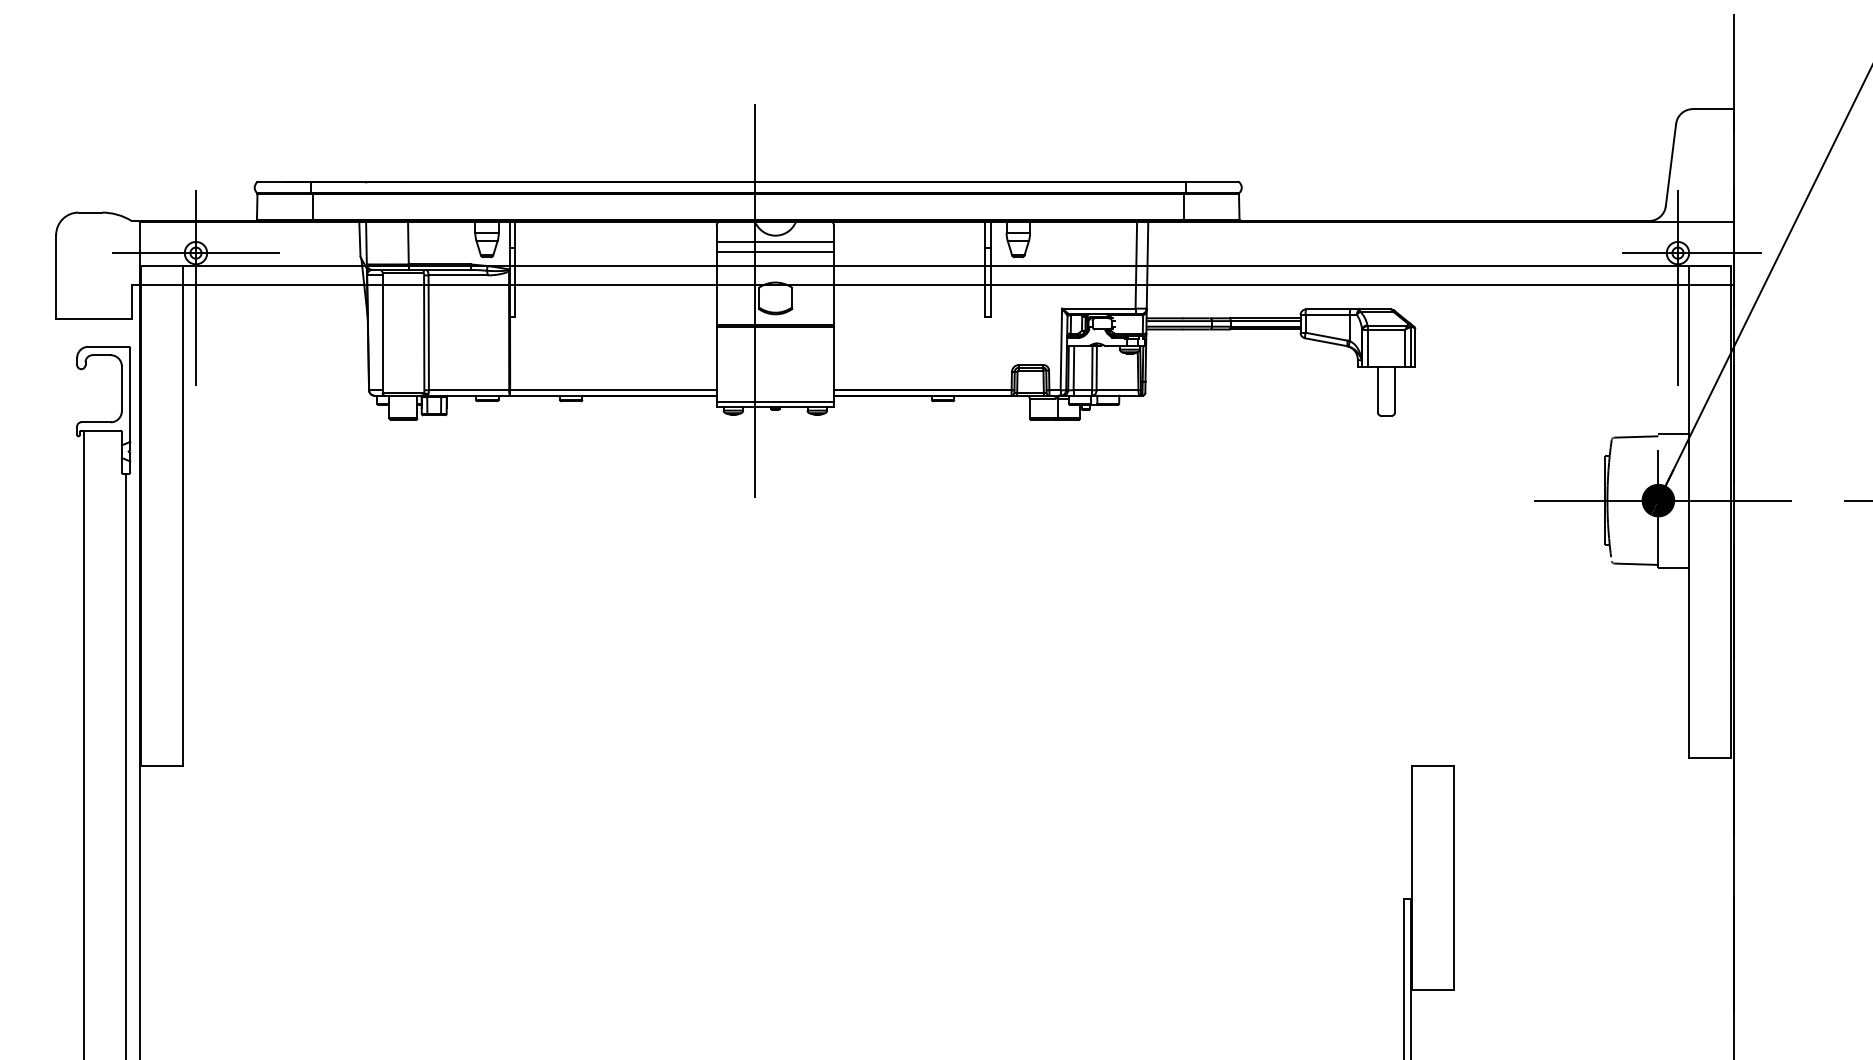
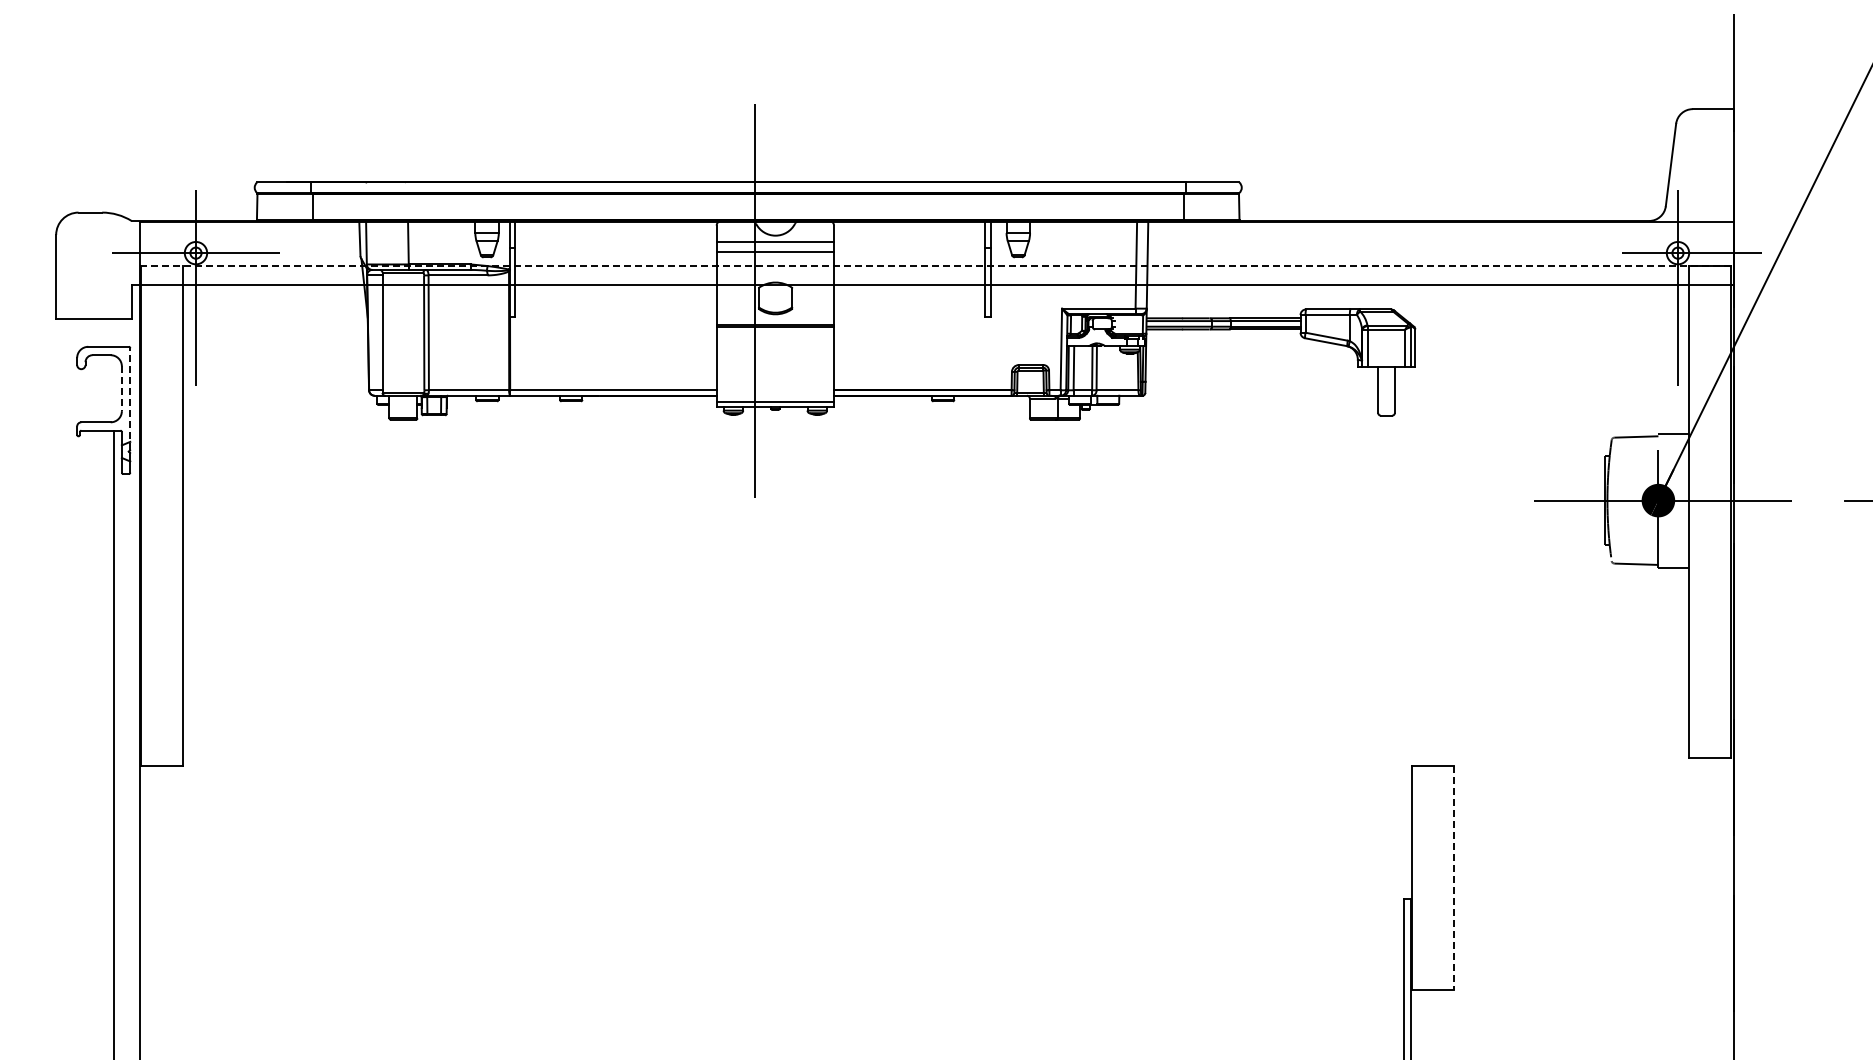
line: solid -> dashed (935, 265)
line: solid -> dashed (121, 389)
line: solid -> dashed (130, 398)
line position: (84, 743) -> (114, 743) (114, 743)
line: present -> none (126, 765)
line: solid -> dashed (1454, 878)
